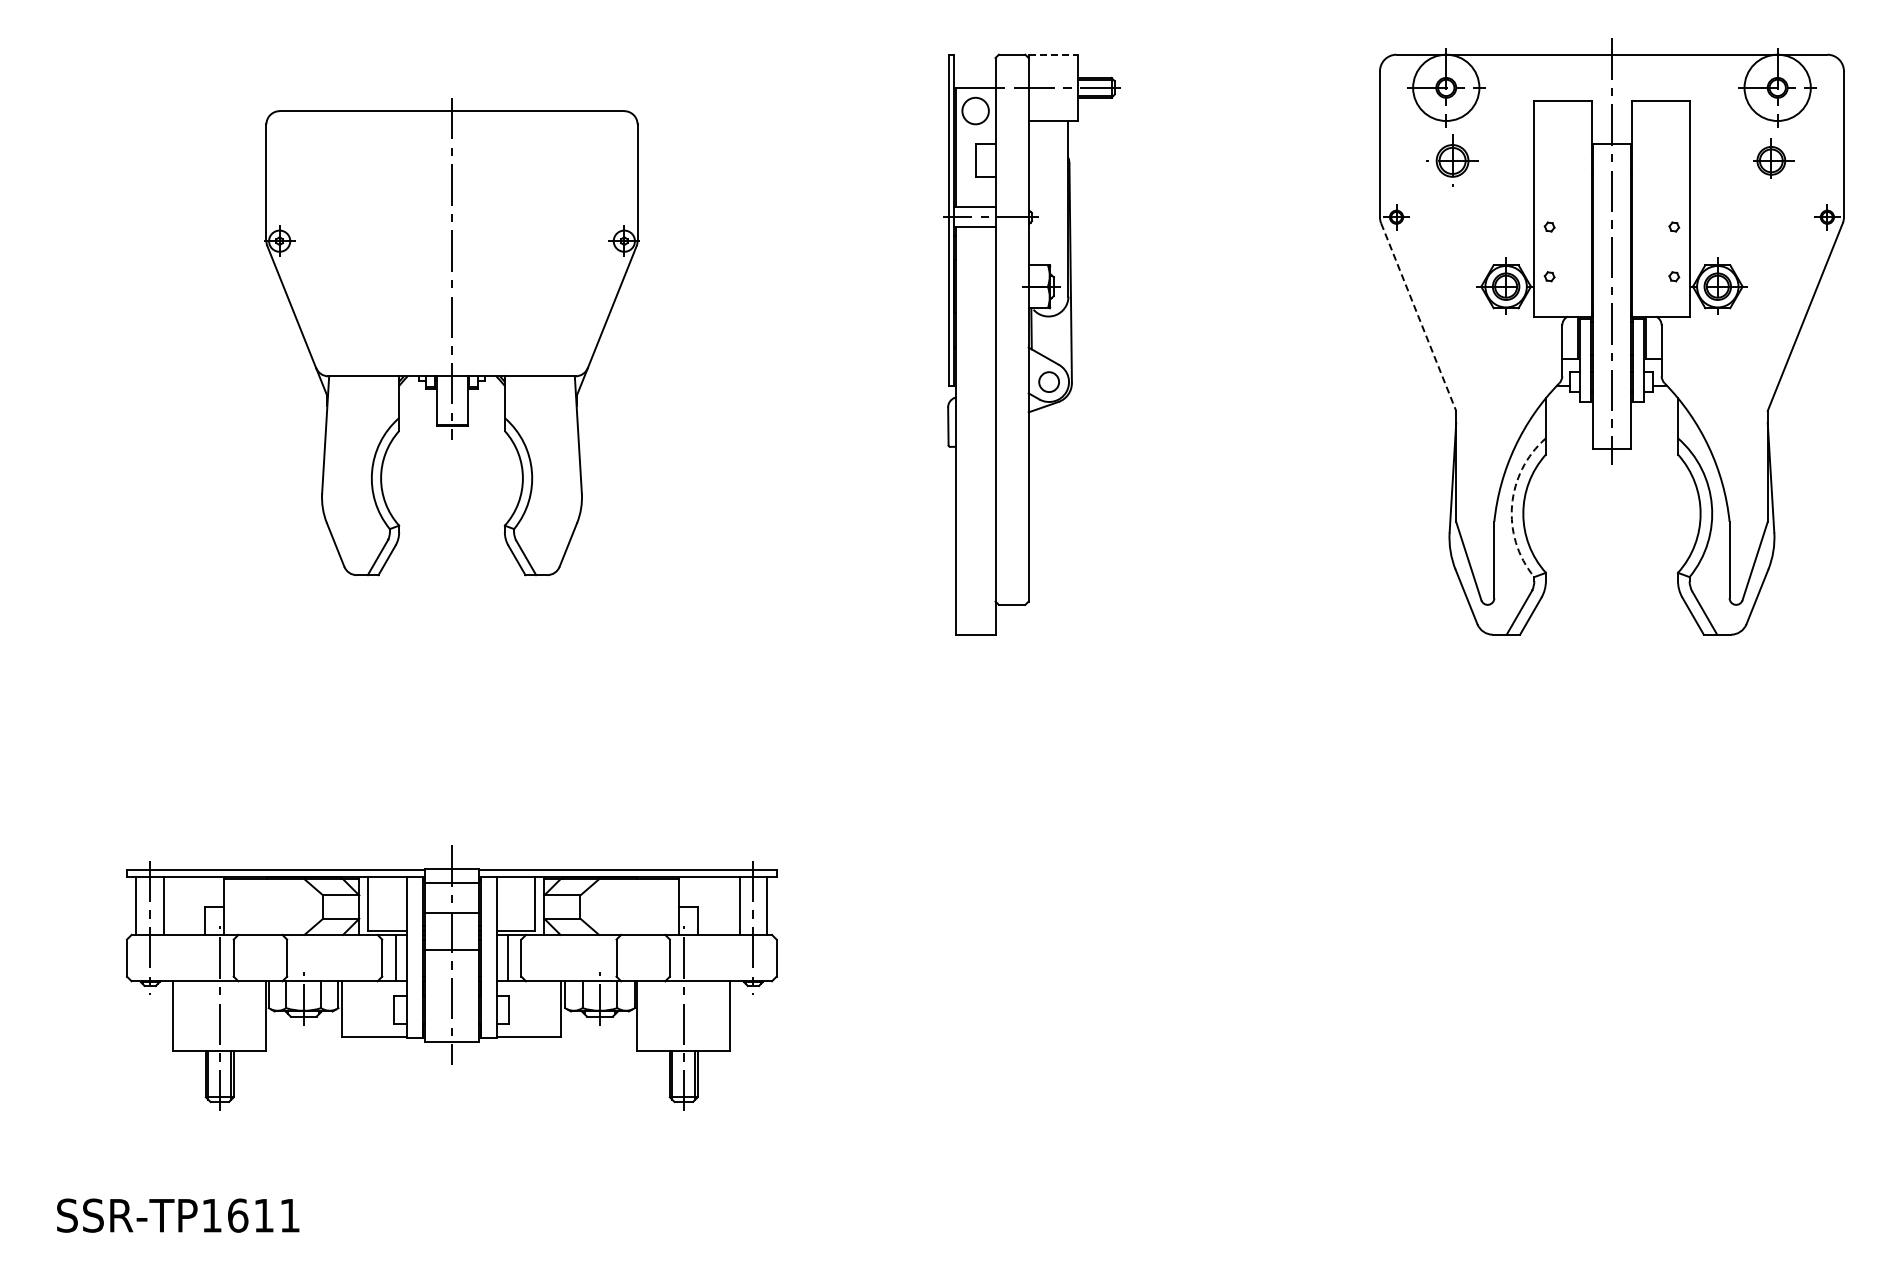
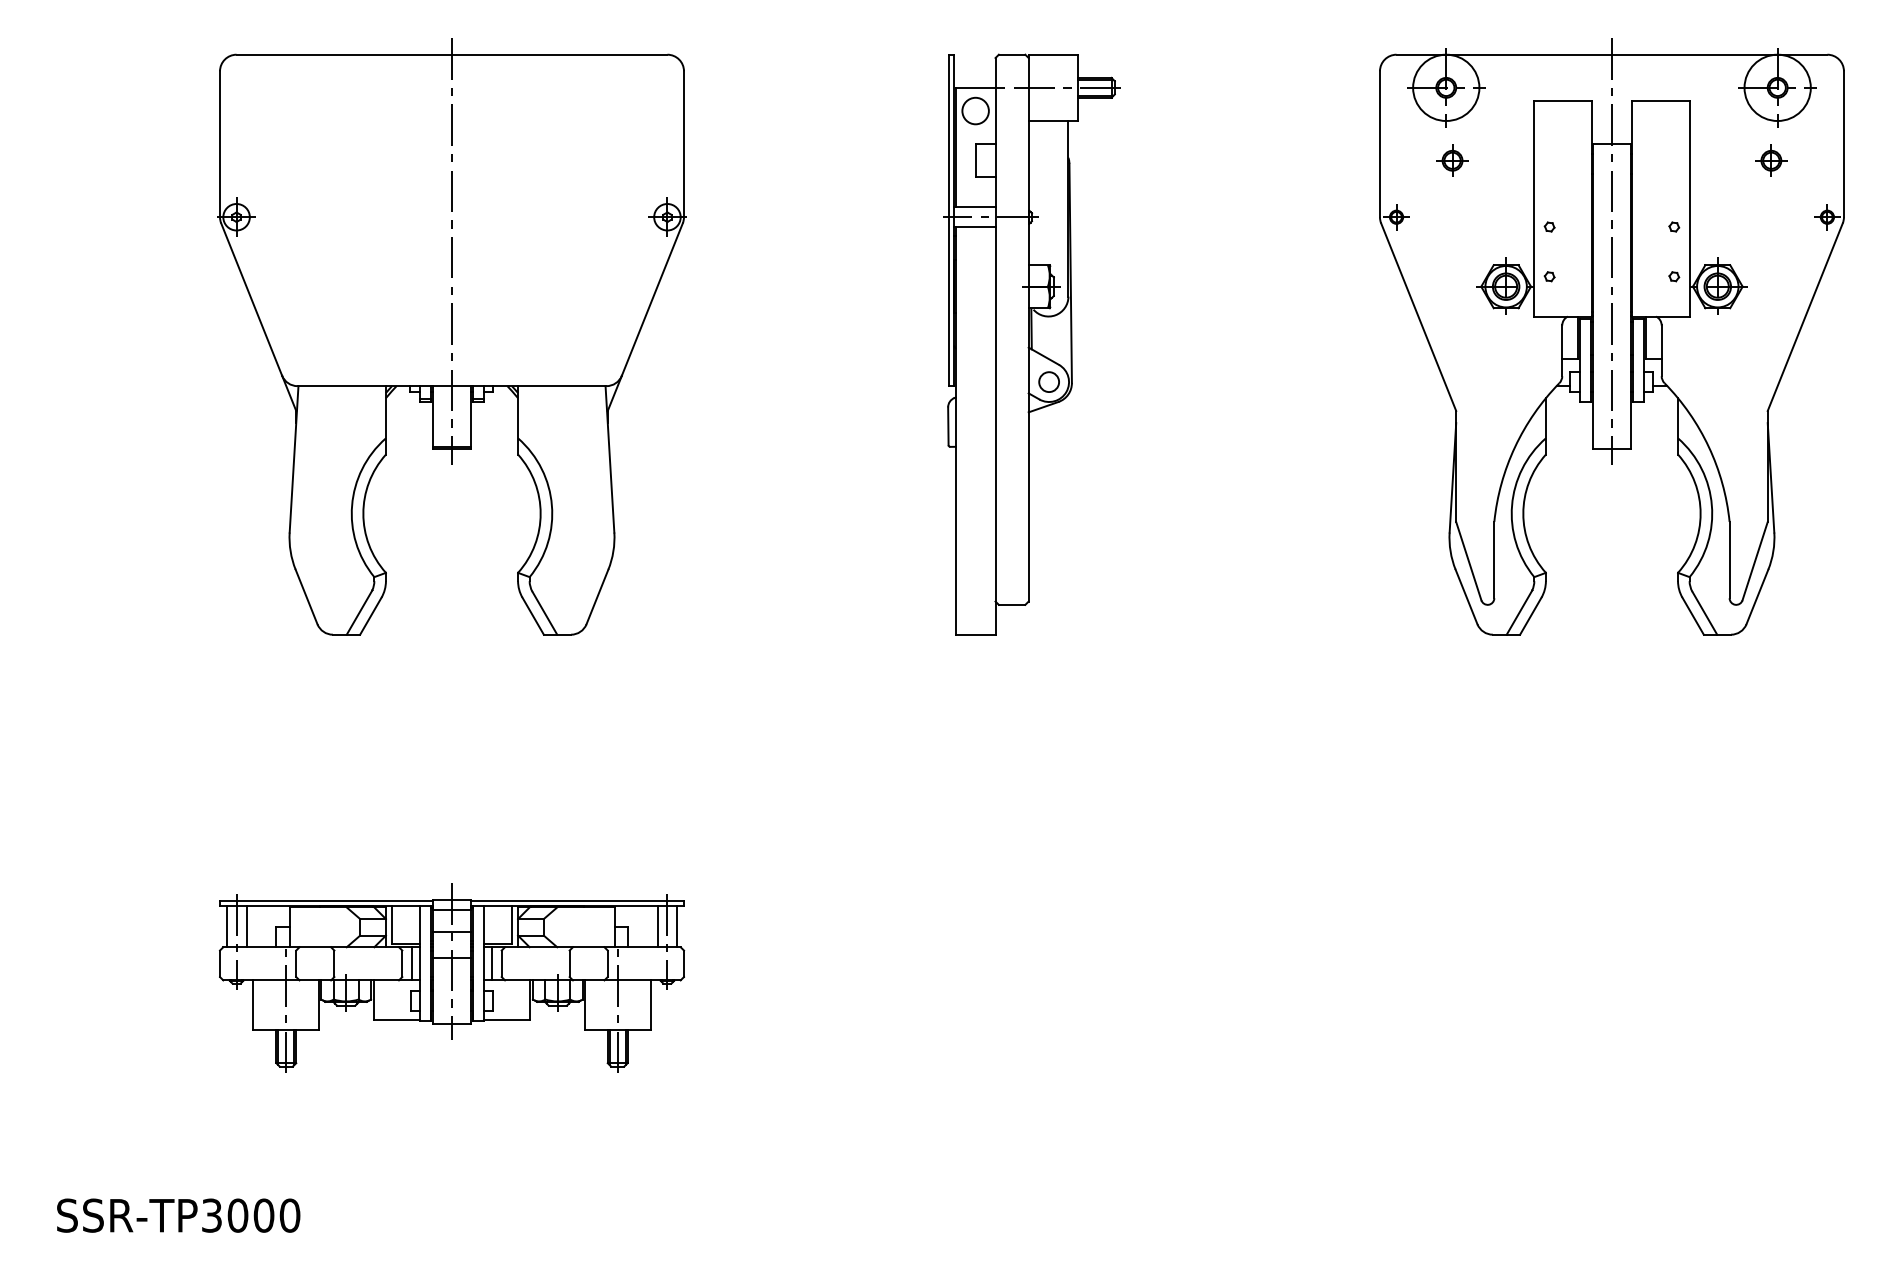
line: dashed -> solid (1053, 54)
part size: 42x41 px -> 33x33 px (1771, 160)
part size: 53x53 px -> 33x33 px (1452, 160)
line: dashed -> solid (1418, 317)
part size: 376x479 px -> 470x598 px (451, 336)
arc: dashed -> solid (1512, 505)
part size: 652x266 px -> 467x190 px (452, 977)
text: SSR-TP1611 -> SSR-TP3000 (251, 1215)
